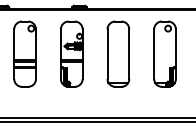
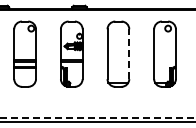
line: solid -> dashed (129, 54)
line: solid -> dashed (97, 117)
